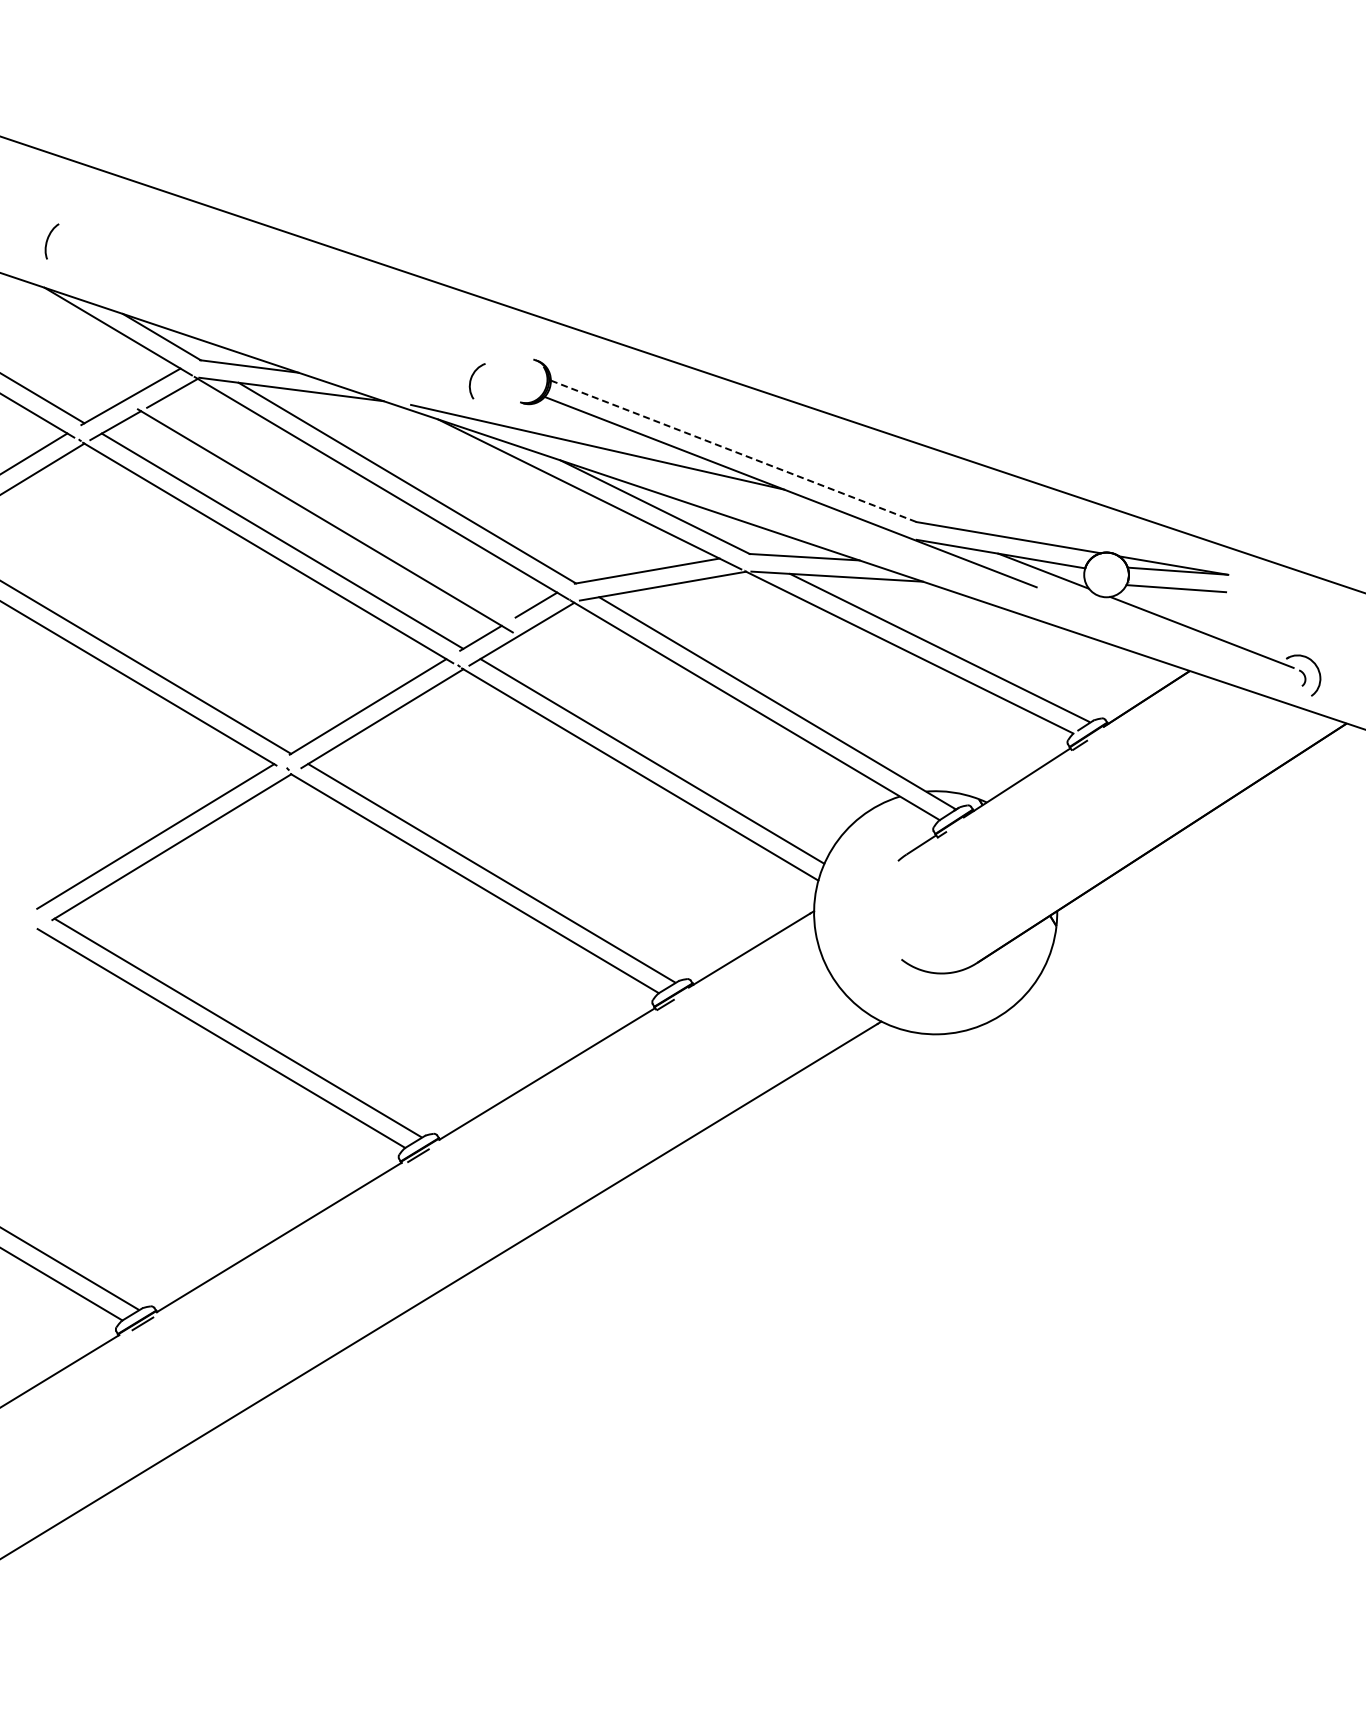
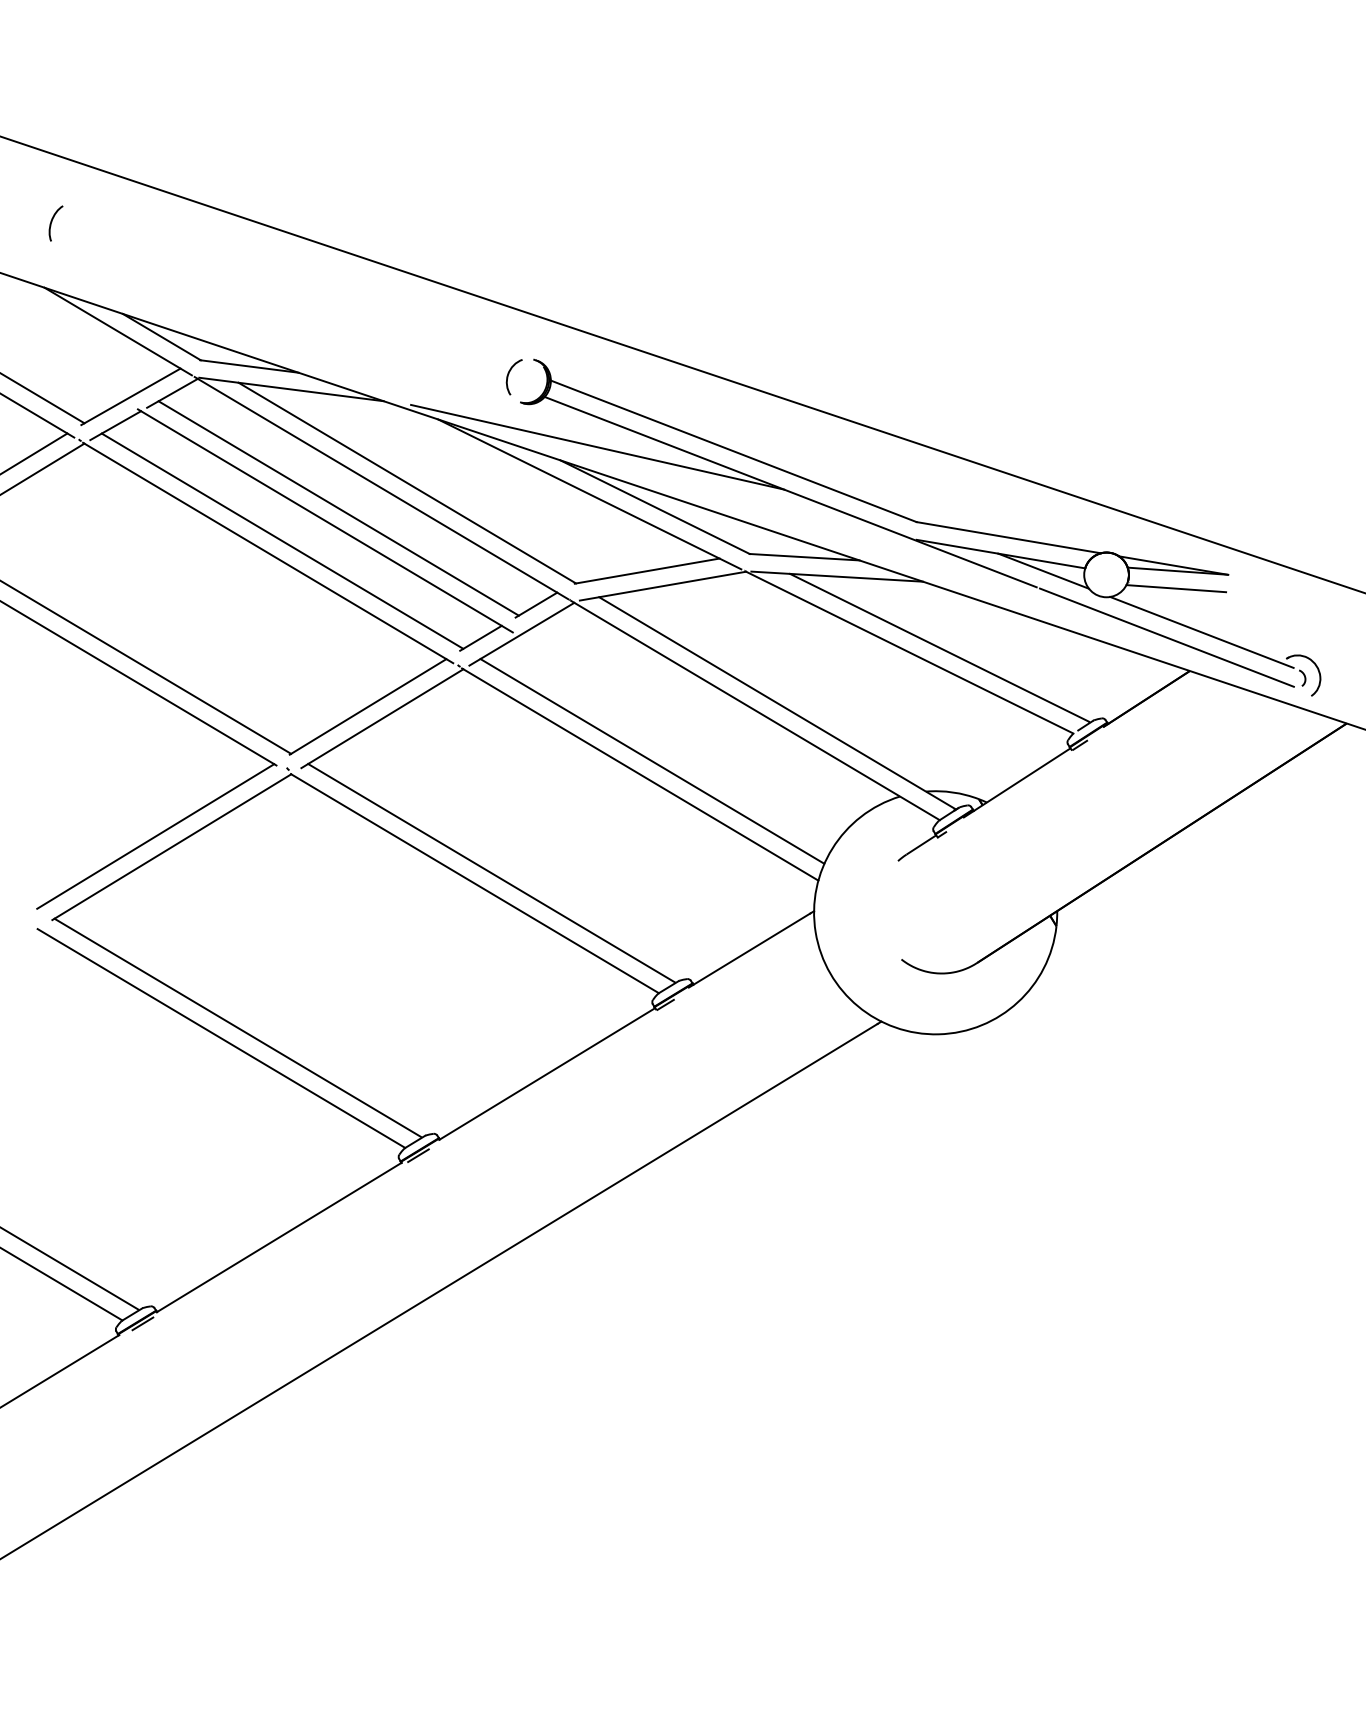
curve position: (48, 240) -> (52, 222) (52, 222)
curve position: (472, 378) -> (509, 374) (509, 374)
line: dashed -> solid (734, 451)
line: none -> present (338, 508)
line: none -> present (1166, 637)
